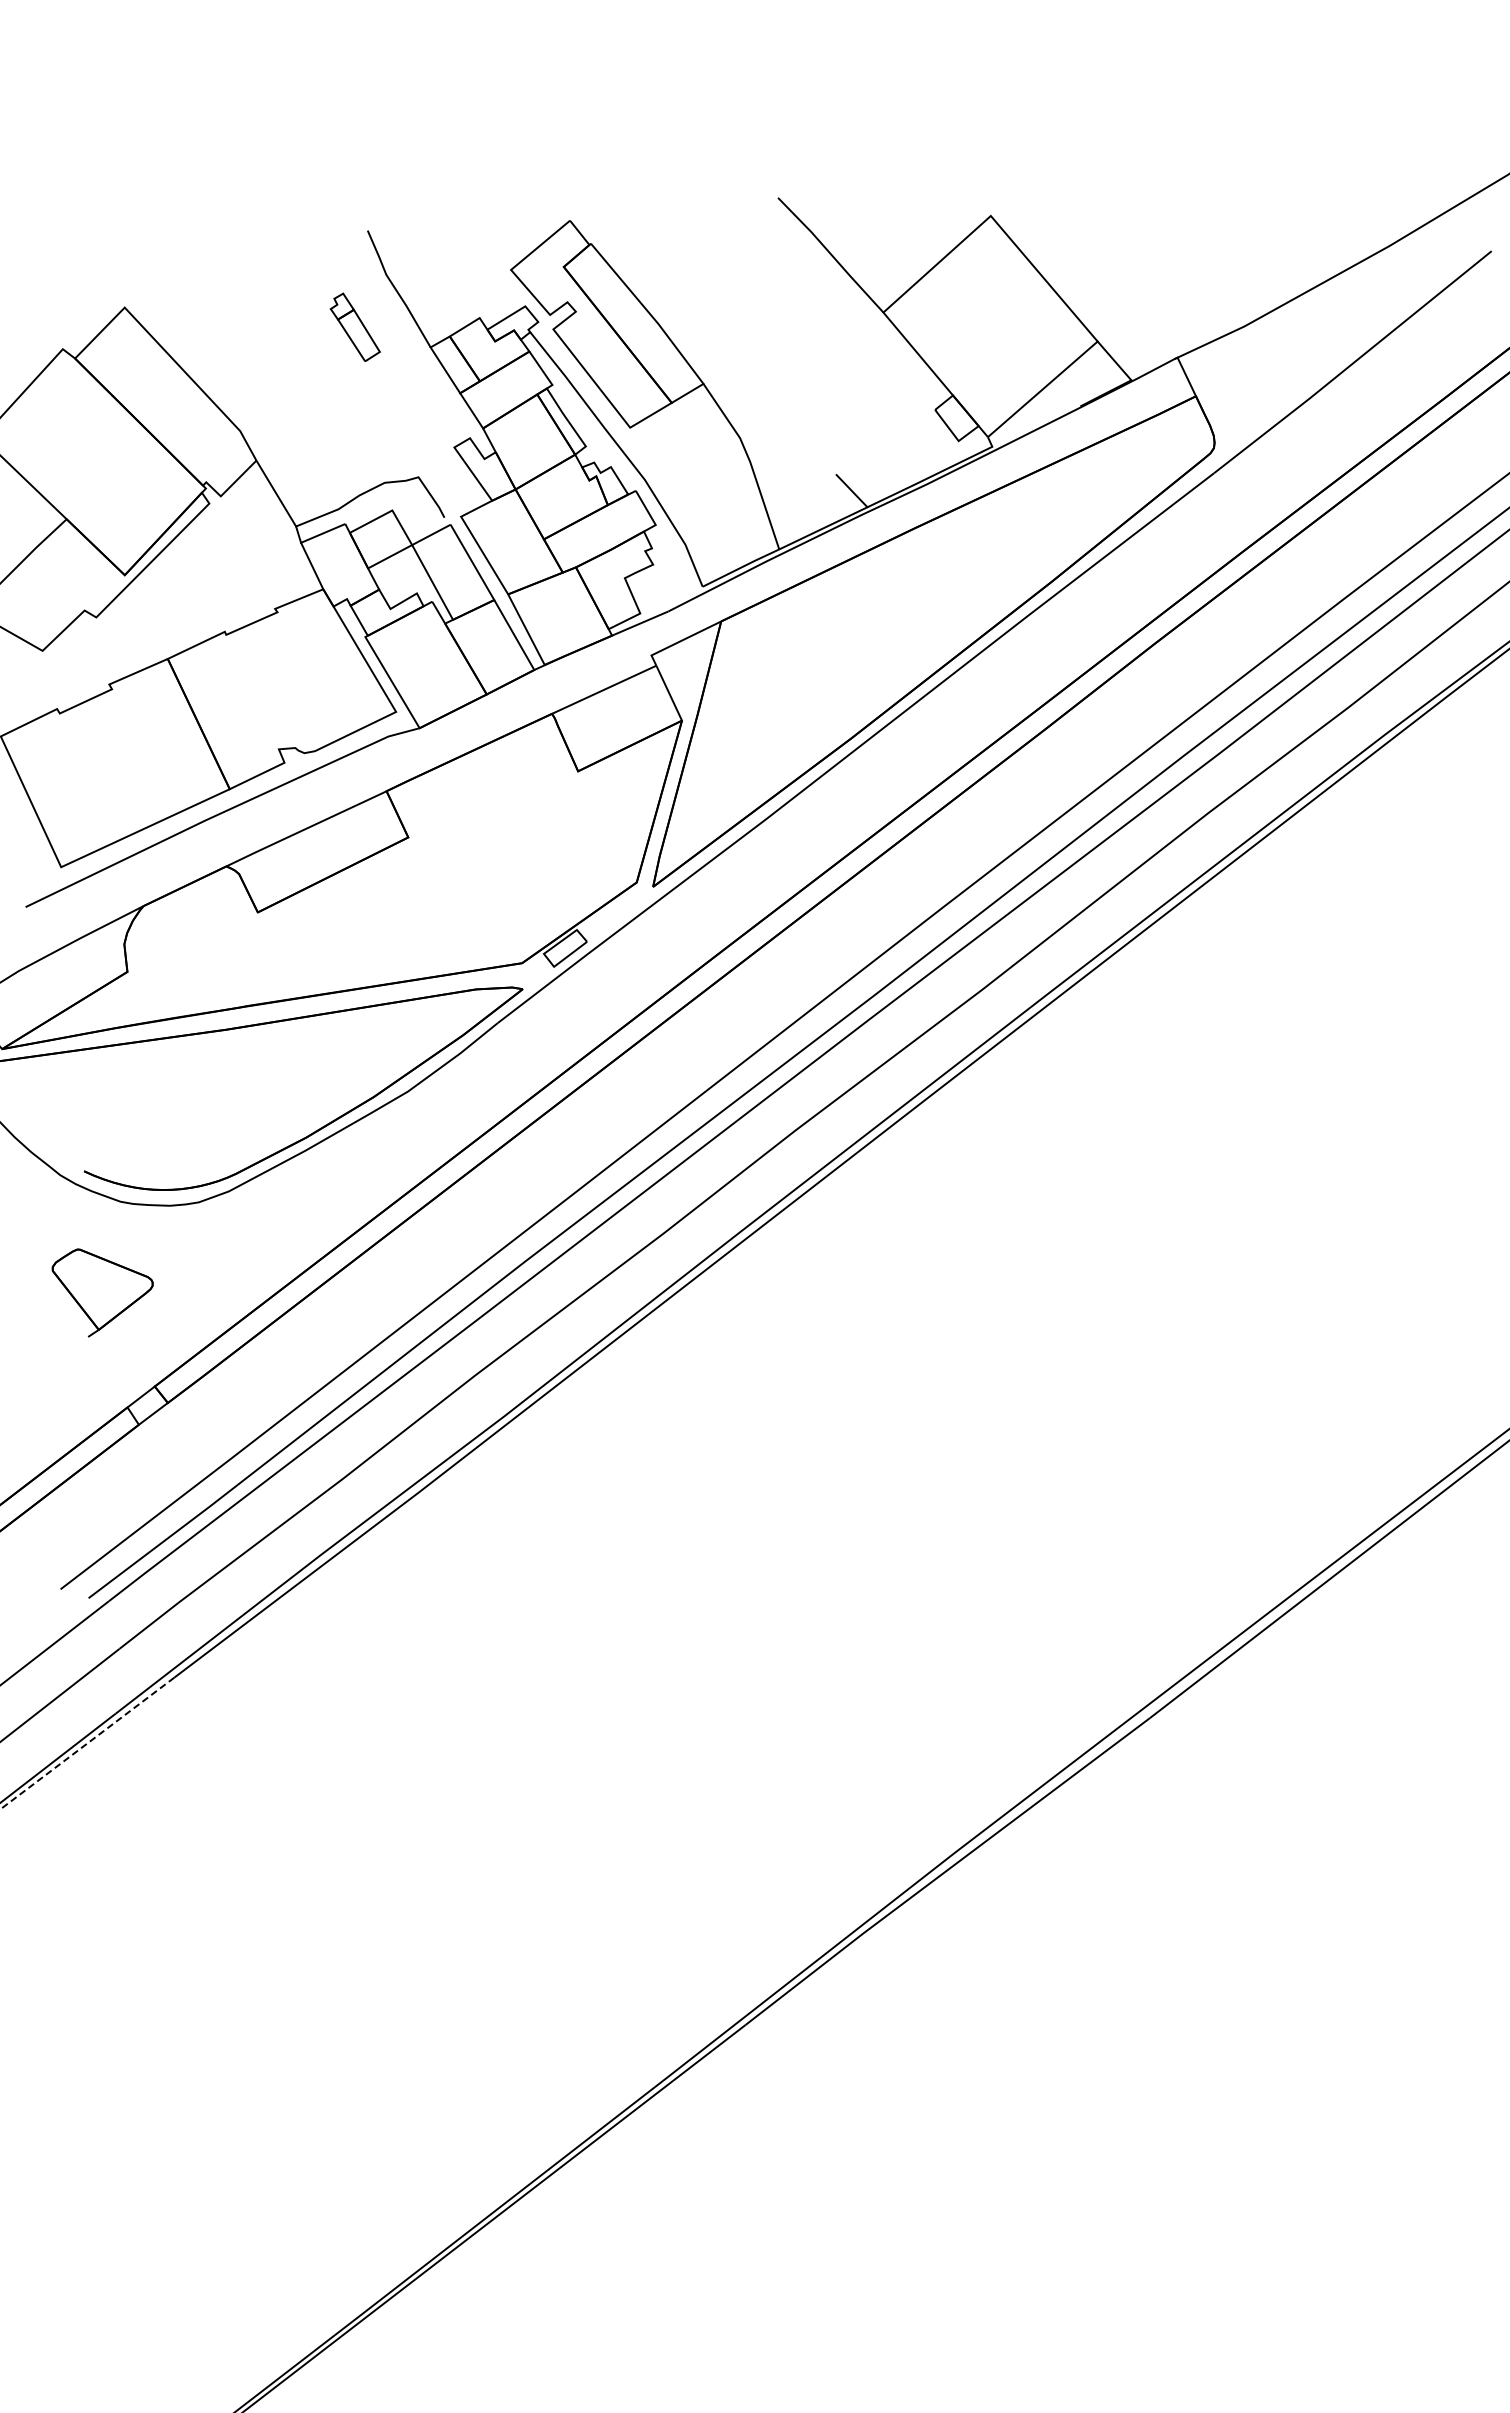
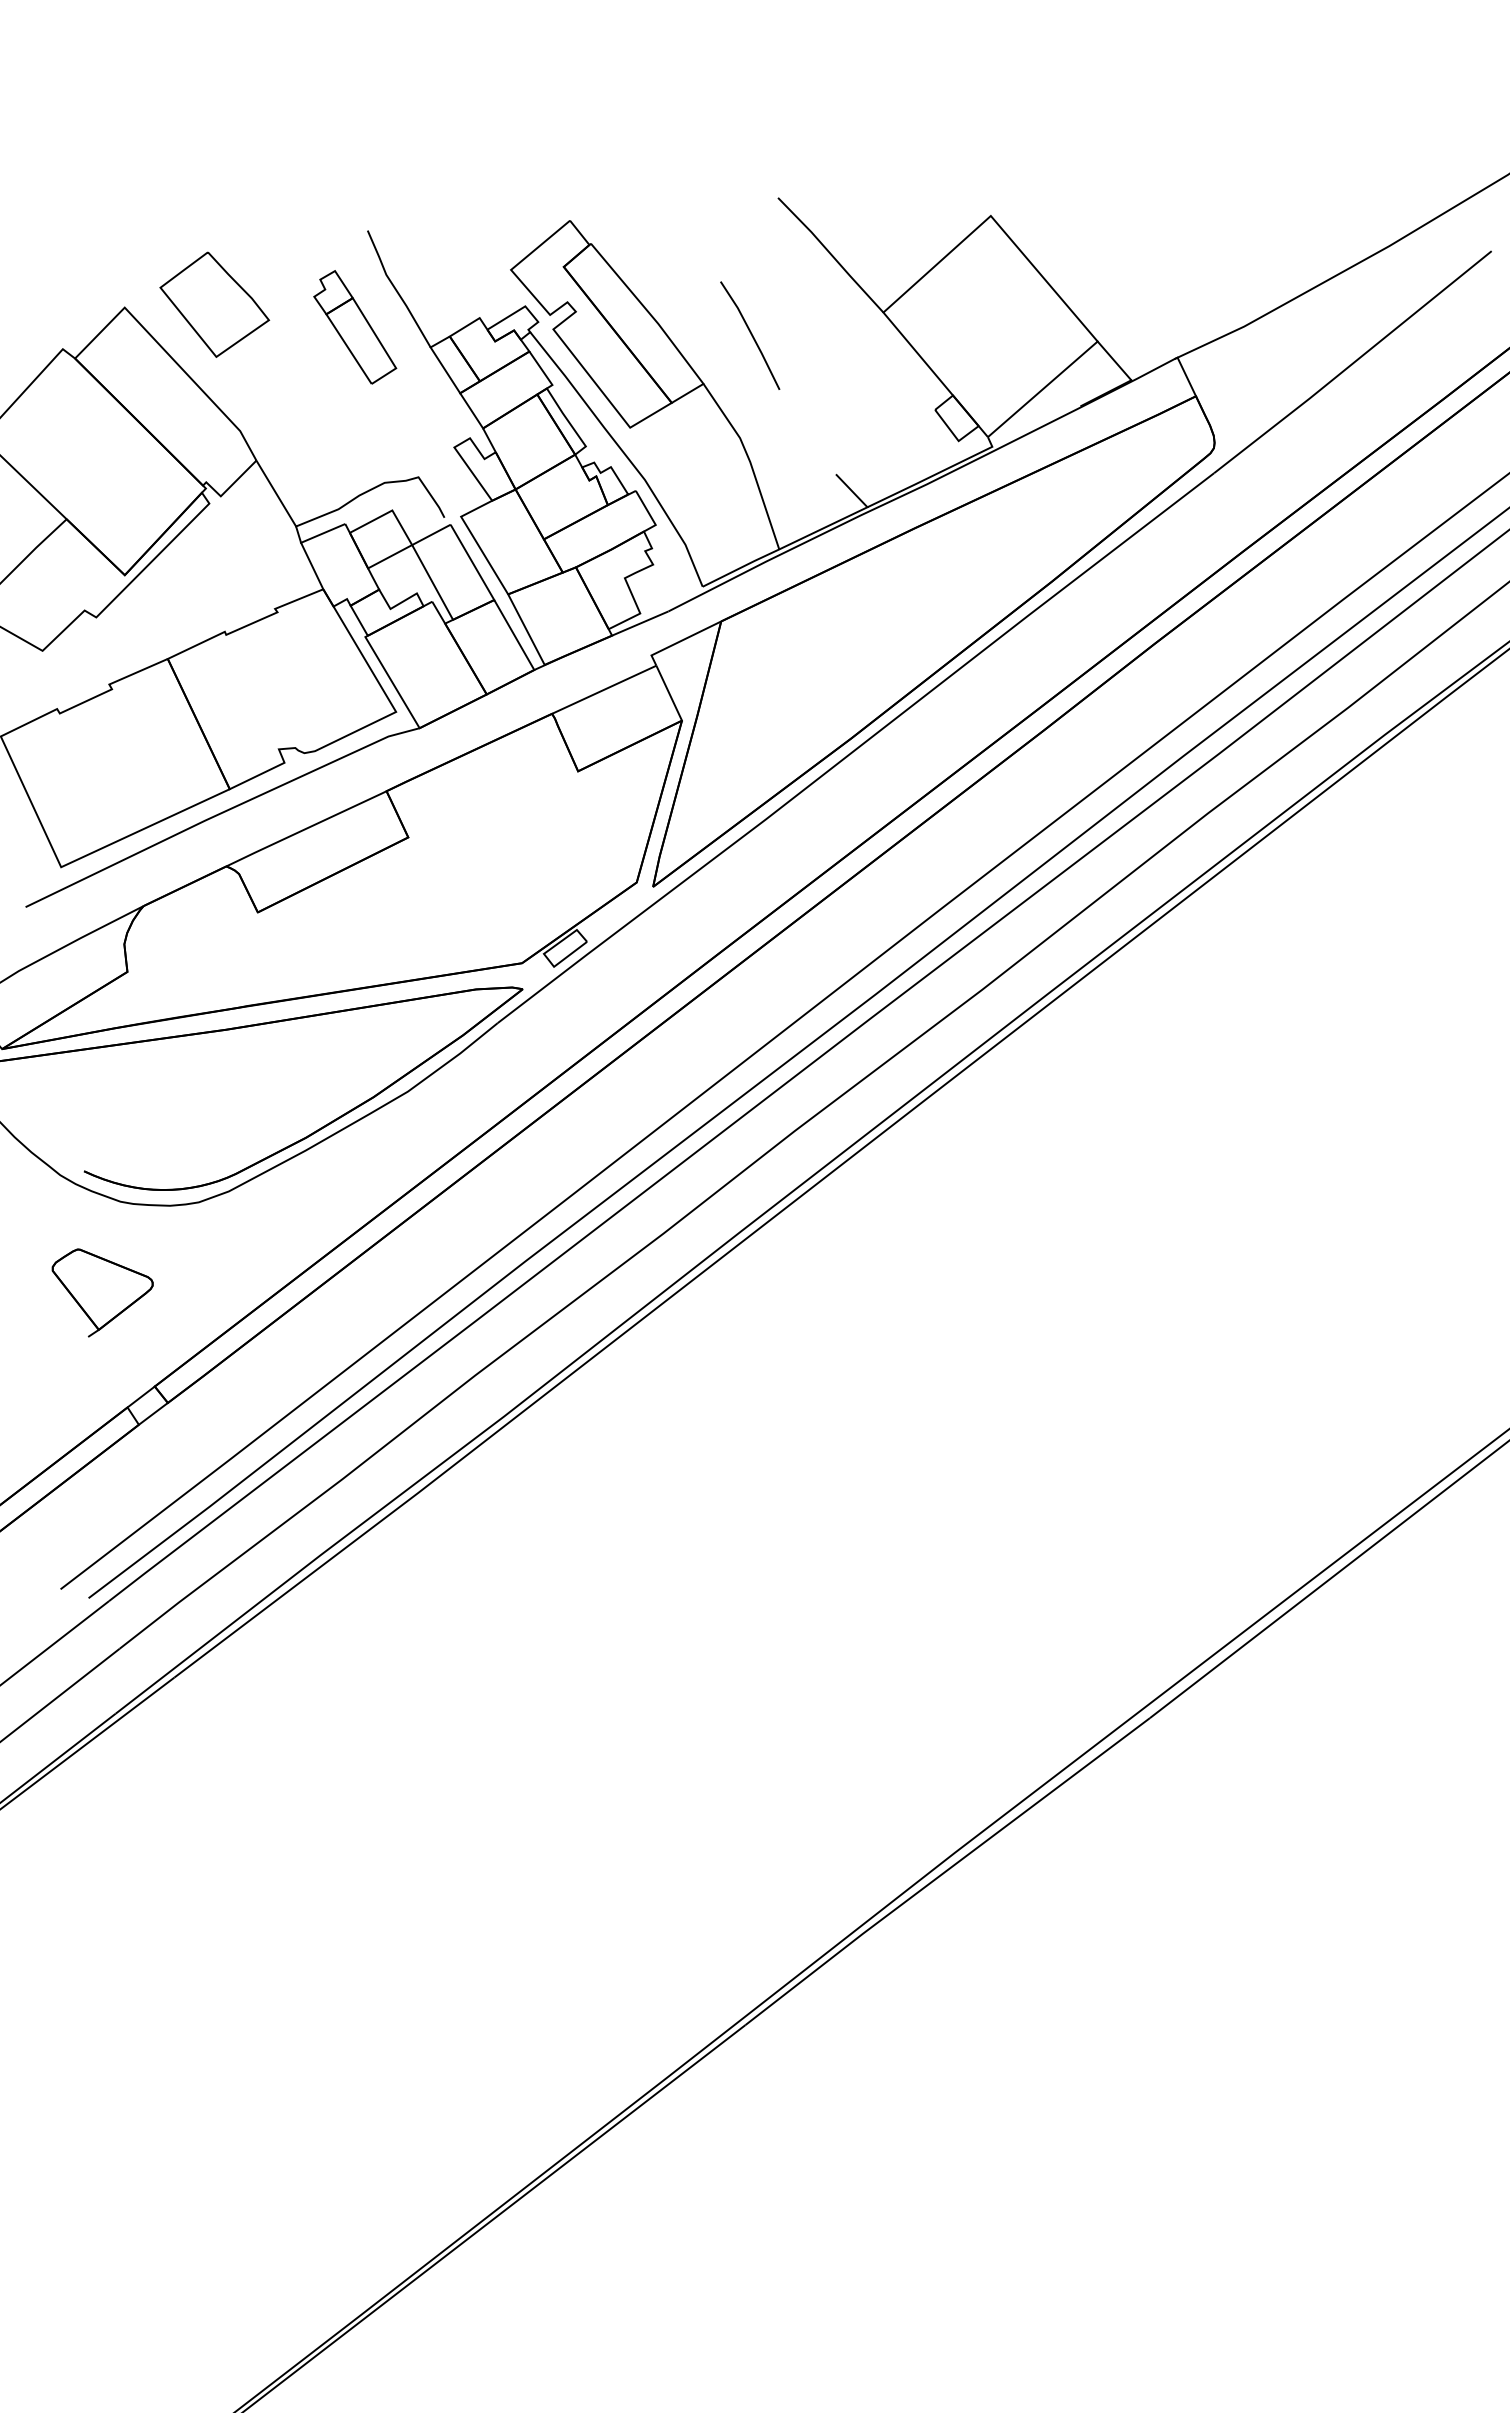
part: none -> present (214, 304)
part size: 52x70 px -> 85x115 px (355, 327)
line: none -> present (750, 334)
line: dashed -> solid (86, 1743)
